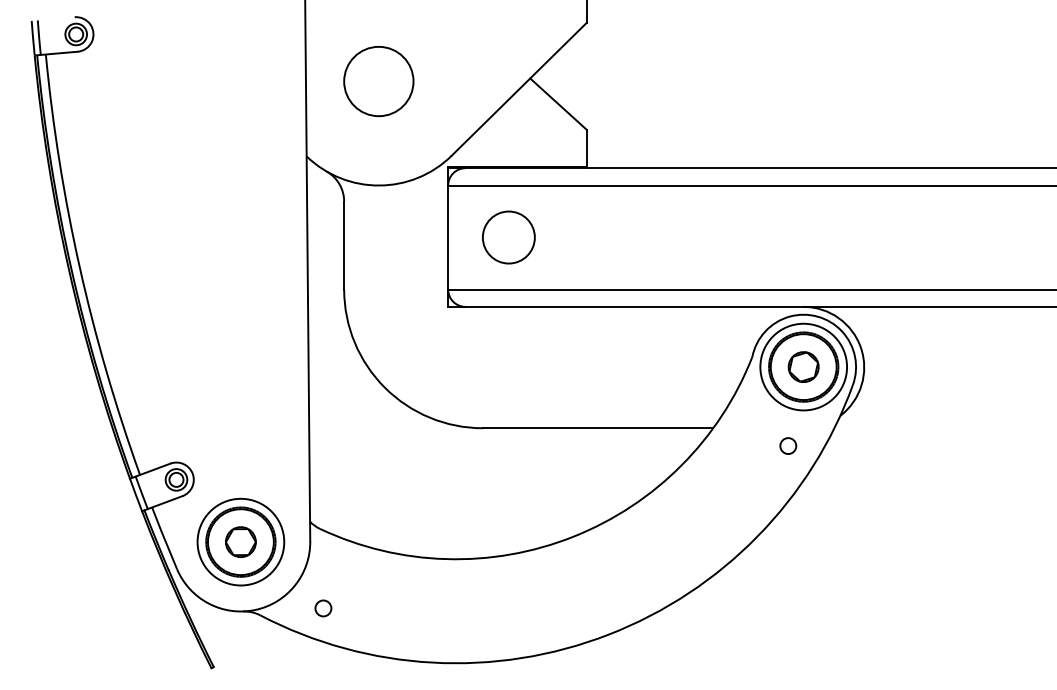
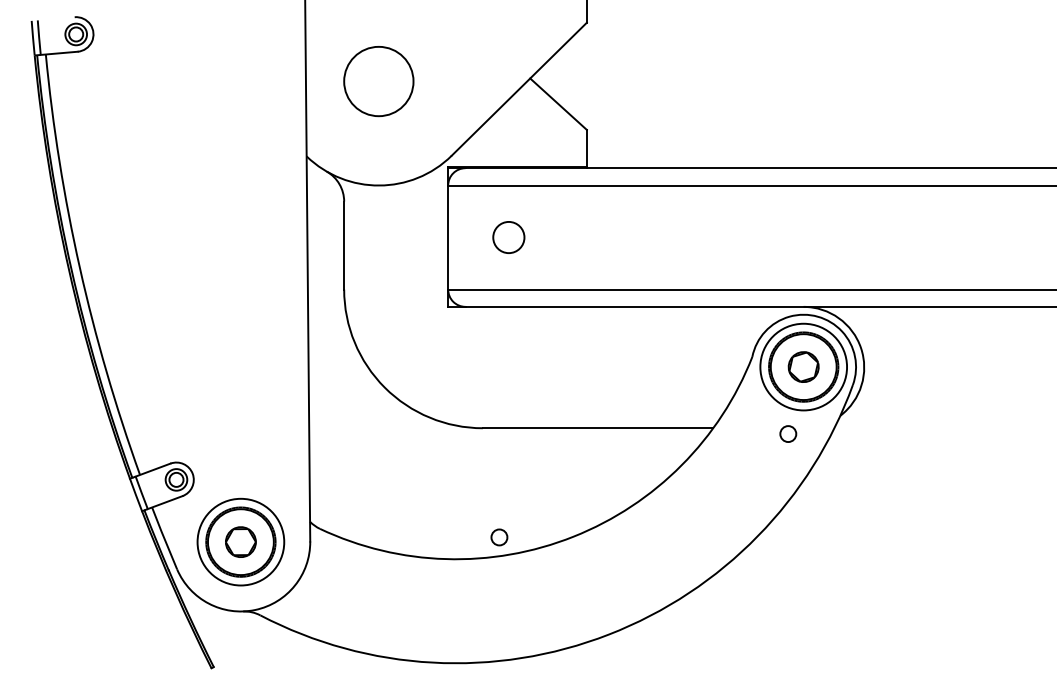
circle diameter: 52 px -> 31 px (508, 237)
circle position: (788, 445) -> (788, 433) (788, 433)
circle position: (323, 608) -> (499, 537) (499, 537)
